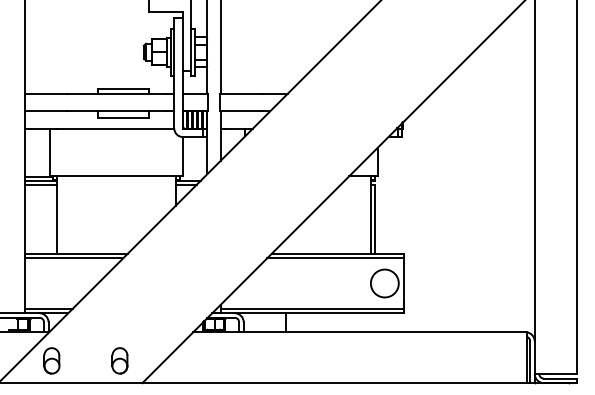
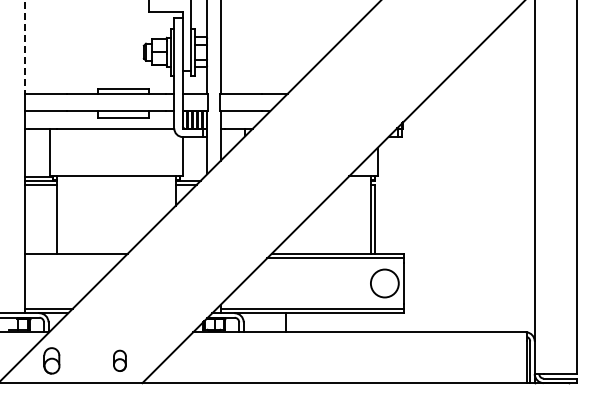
line: solid -> dashed (25, 47)
line: present -> none (74, 258)
part size: 18x28 px -> 14x23 px (119, 360)
